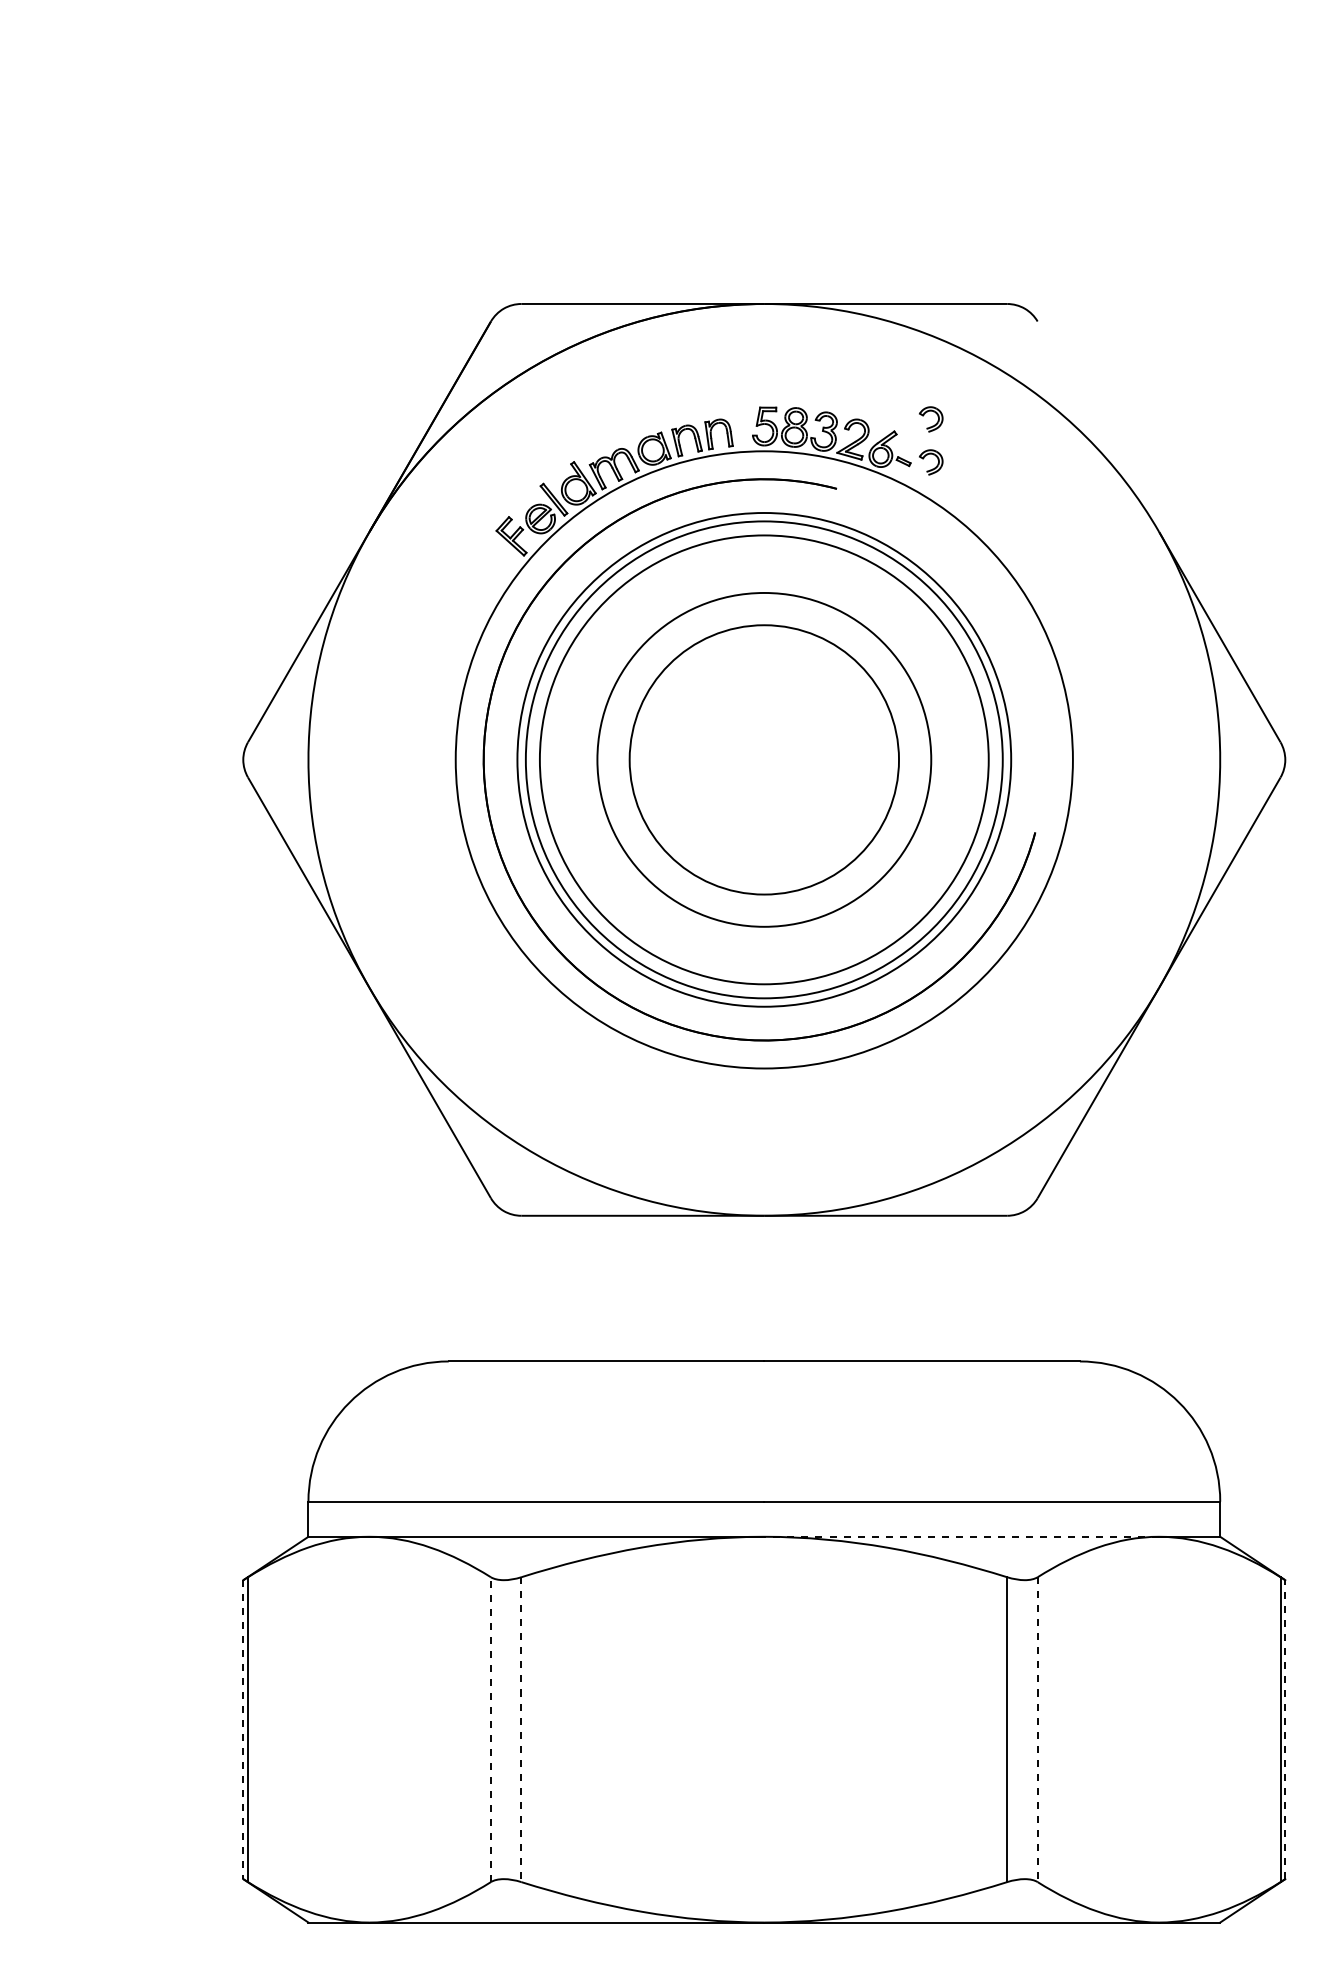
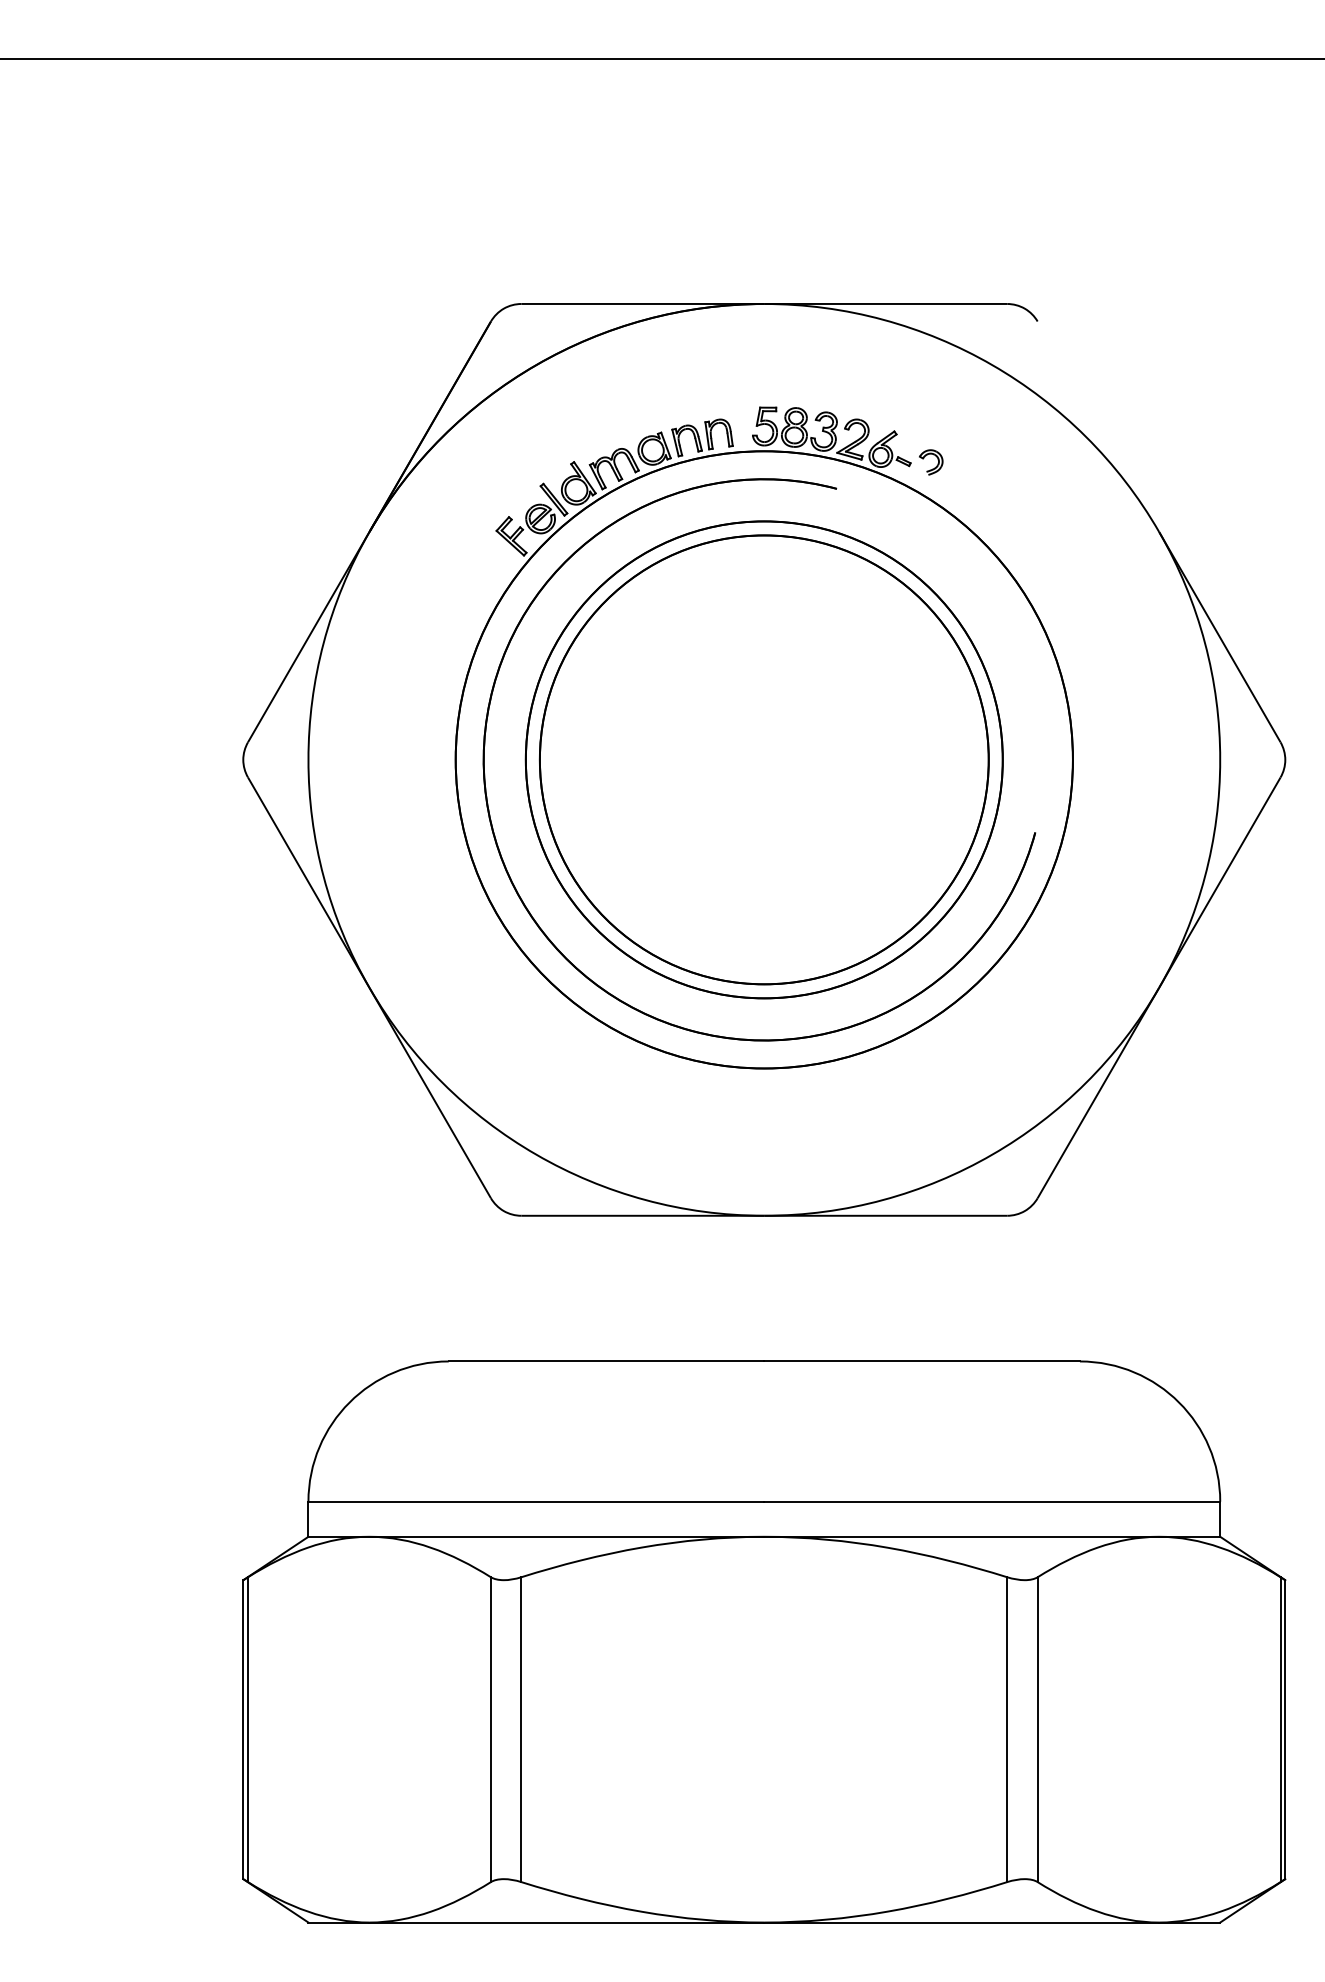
line: none -> present (661, 59)
part: present -> none (931, 419)
circle diameter: 269 px -> 449 px (763, 759)
circle diameter: 334 px -> 477 px (763, 759)
circle diameter: 494 px -> 617 px (763, 759)
line: dashed -> solid (961, 1536)
line: dashed -> solid (243, 1729)
line: dashed -> solid (490, 1729)
line: dashed -> solid (1285, 1729)
line: dashed -> solid (521, 1730)
line: dashed -> solid (1037, 1730)
